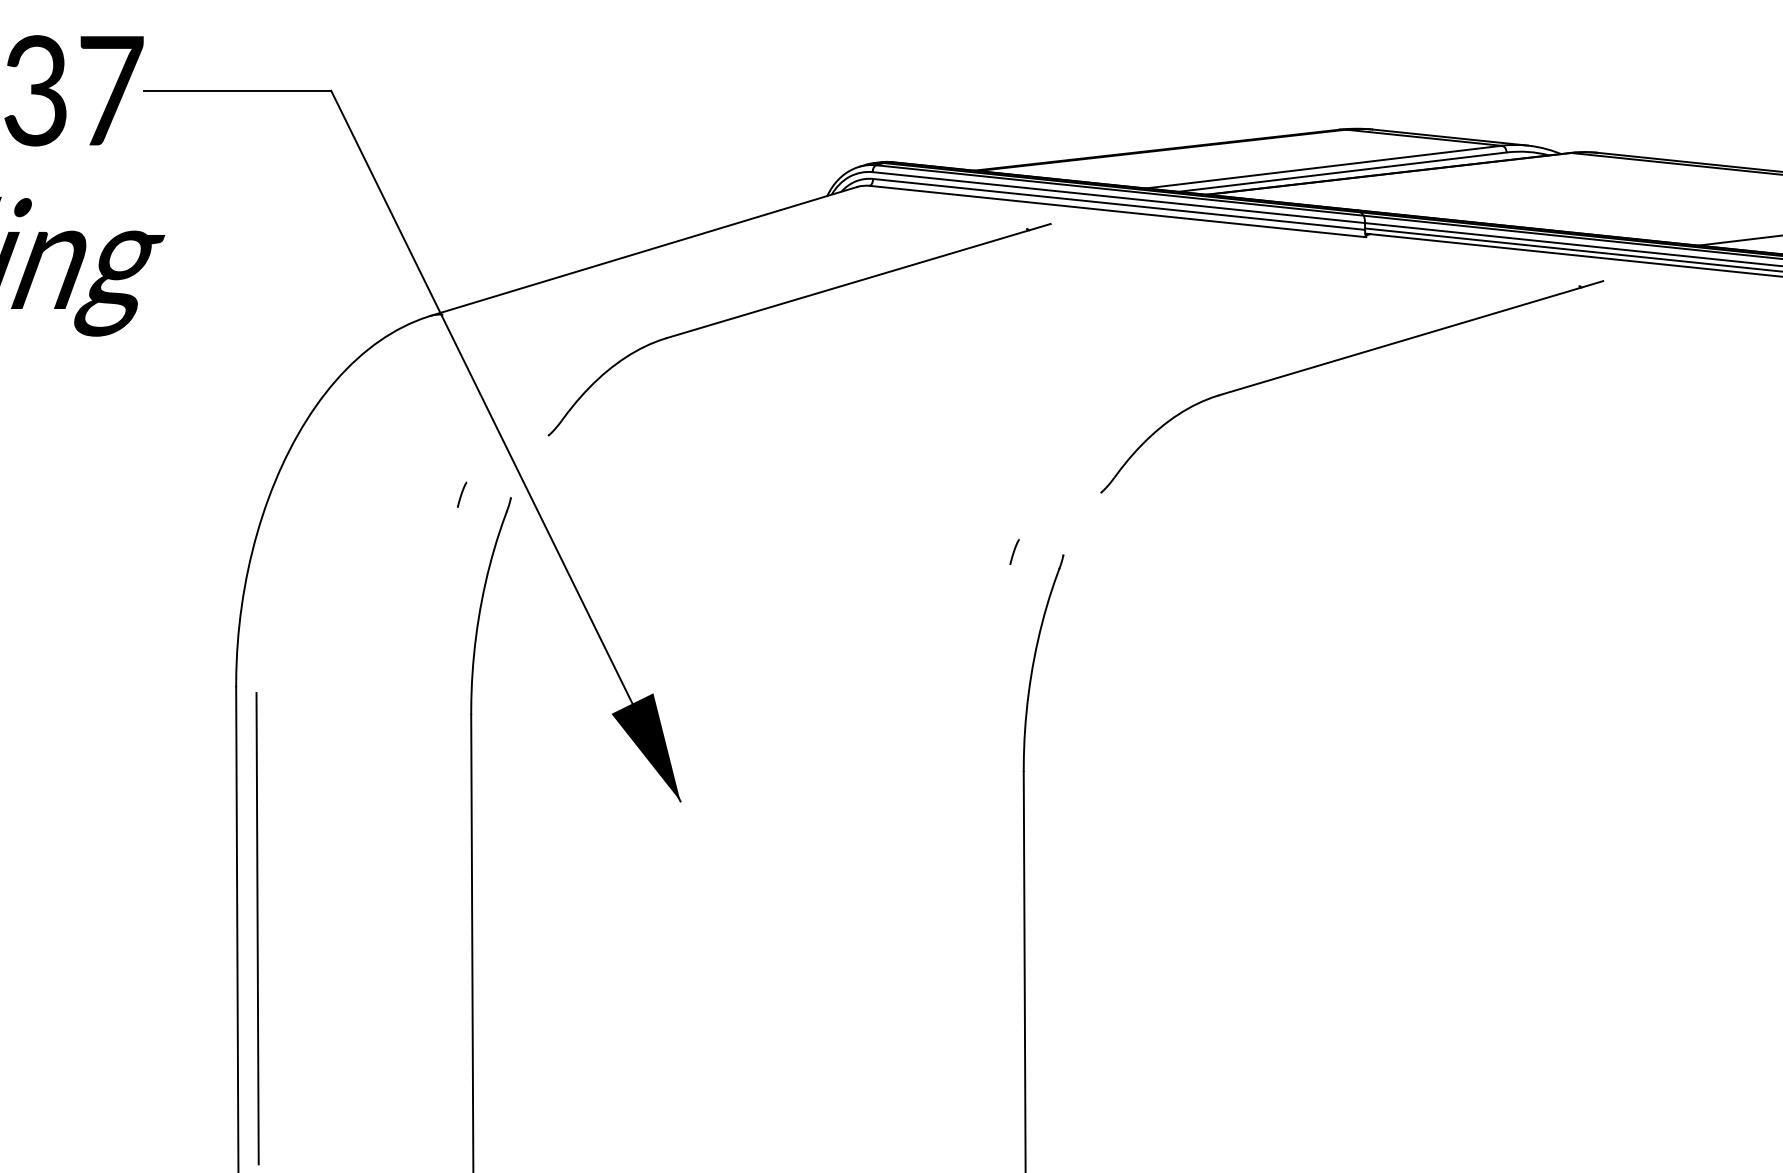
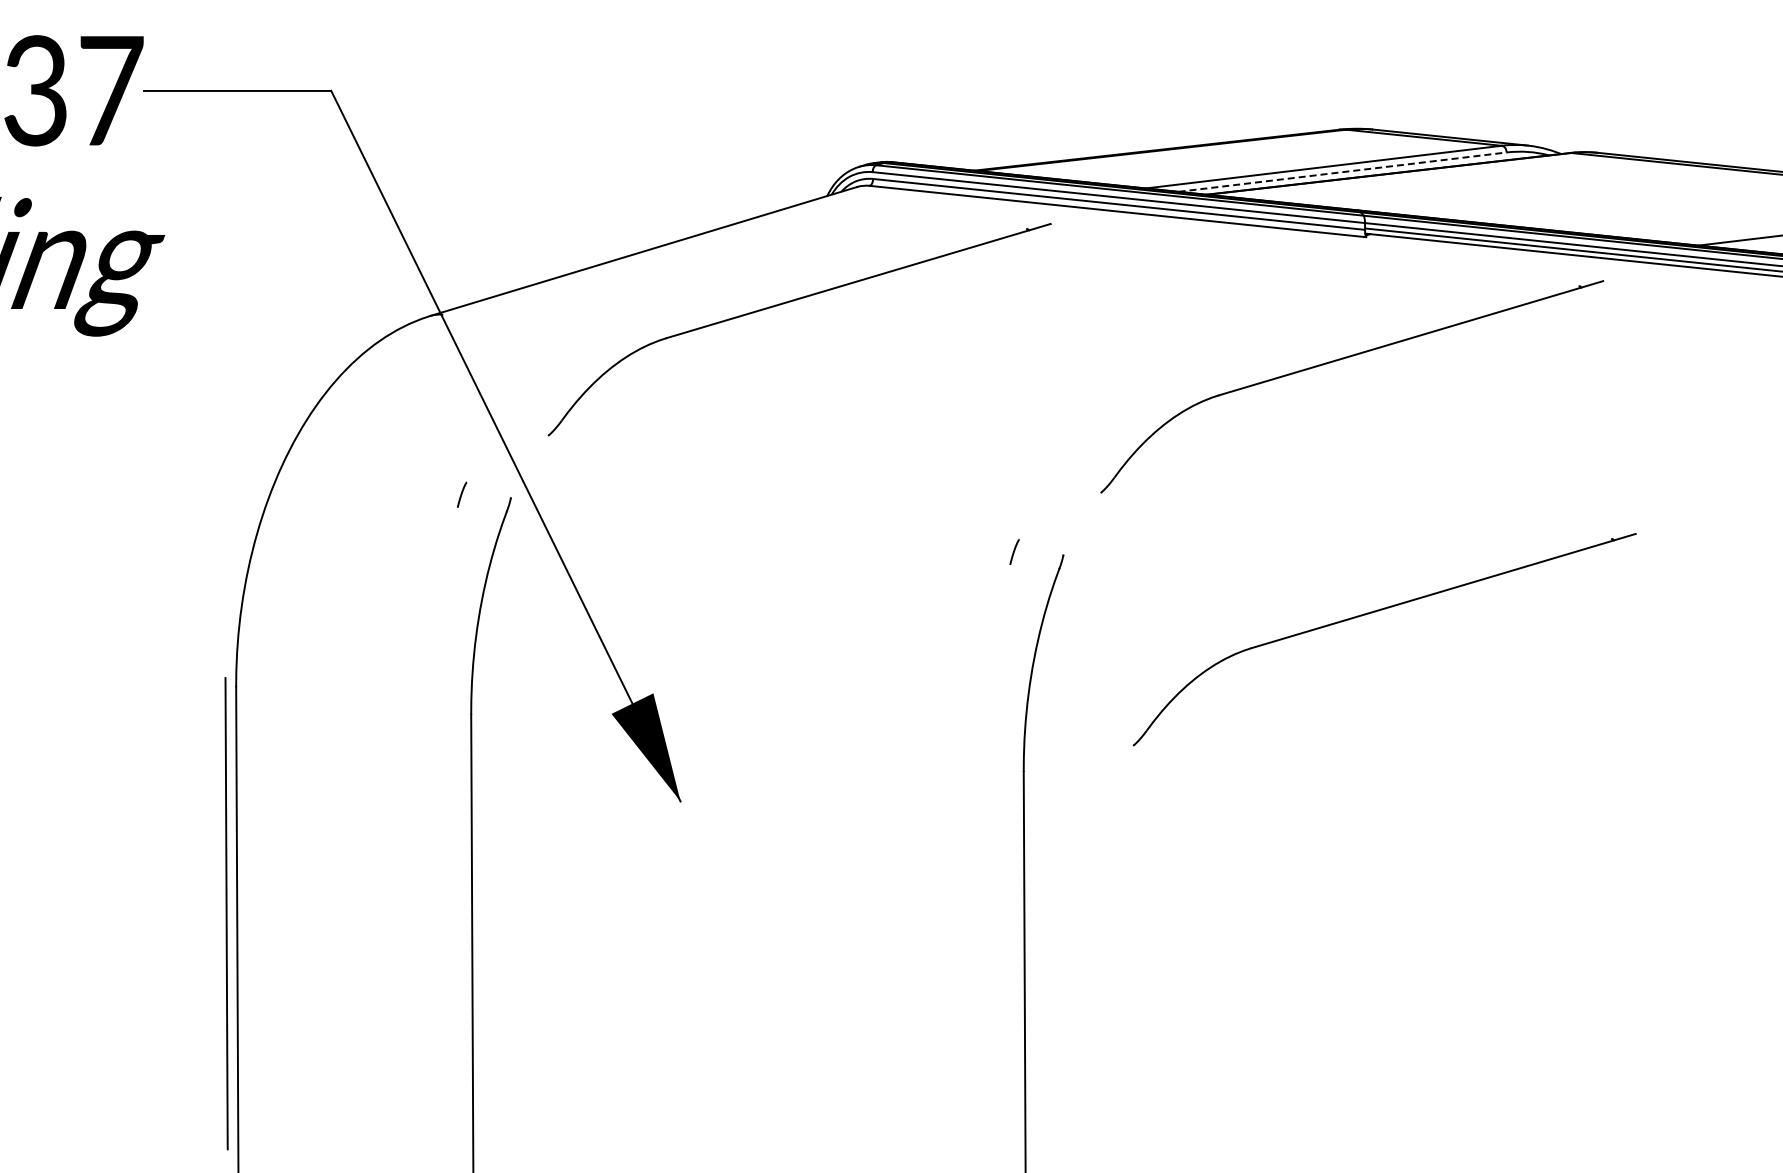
line: solid -> dashed (1343, 172)
part: none -> present (1379, 611)
line position: (257, 928) -> (226, 913) (226, 913)
